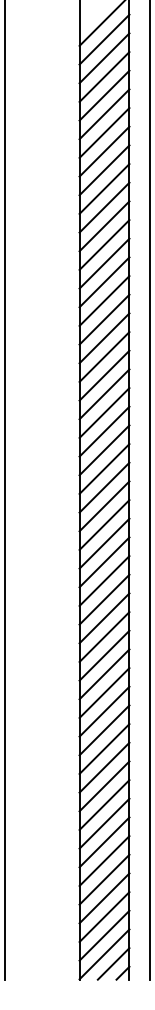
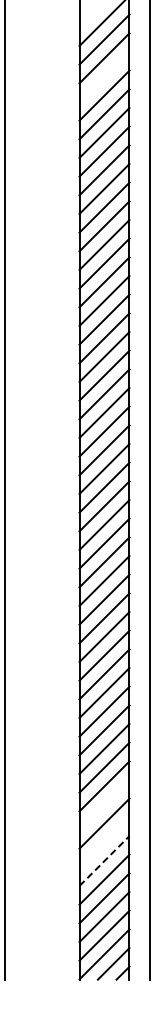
line: present -> none (104, 76)
line: present -> none (104, 804)
line: present -> none (104, 842)
line: solid -> dashed (104, 860)
